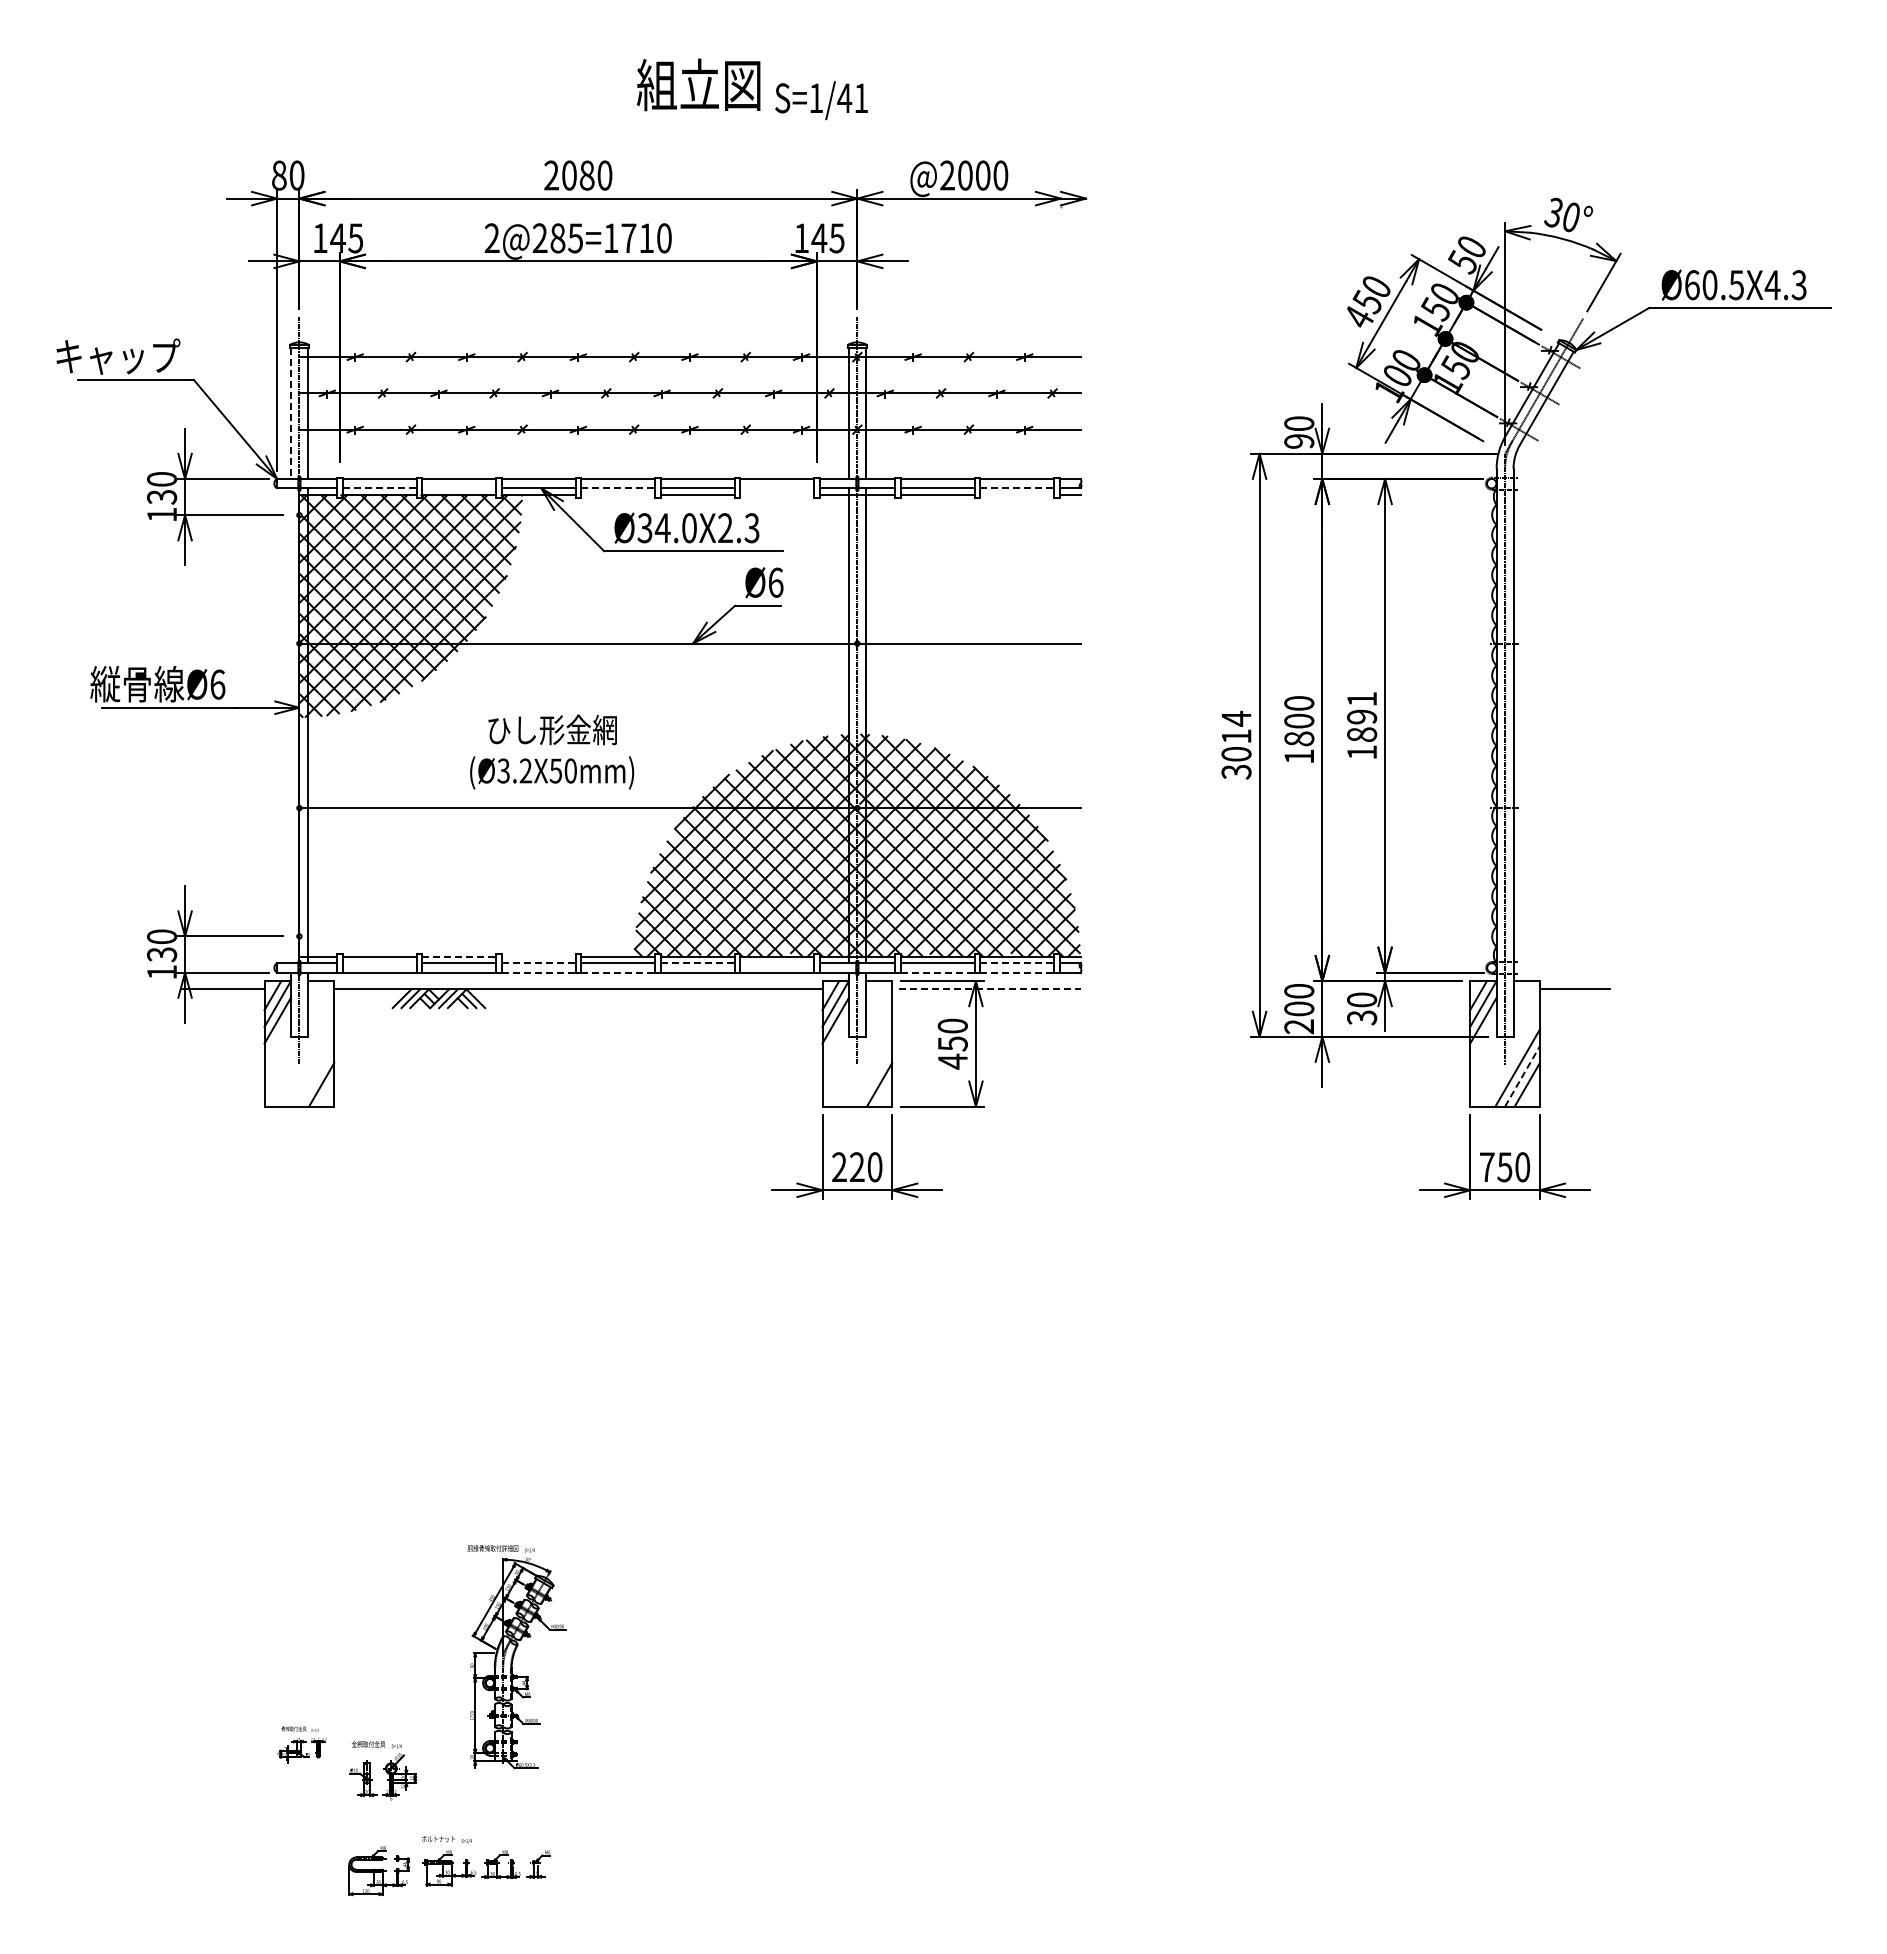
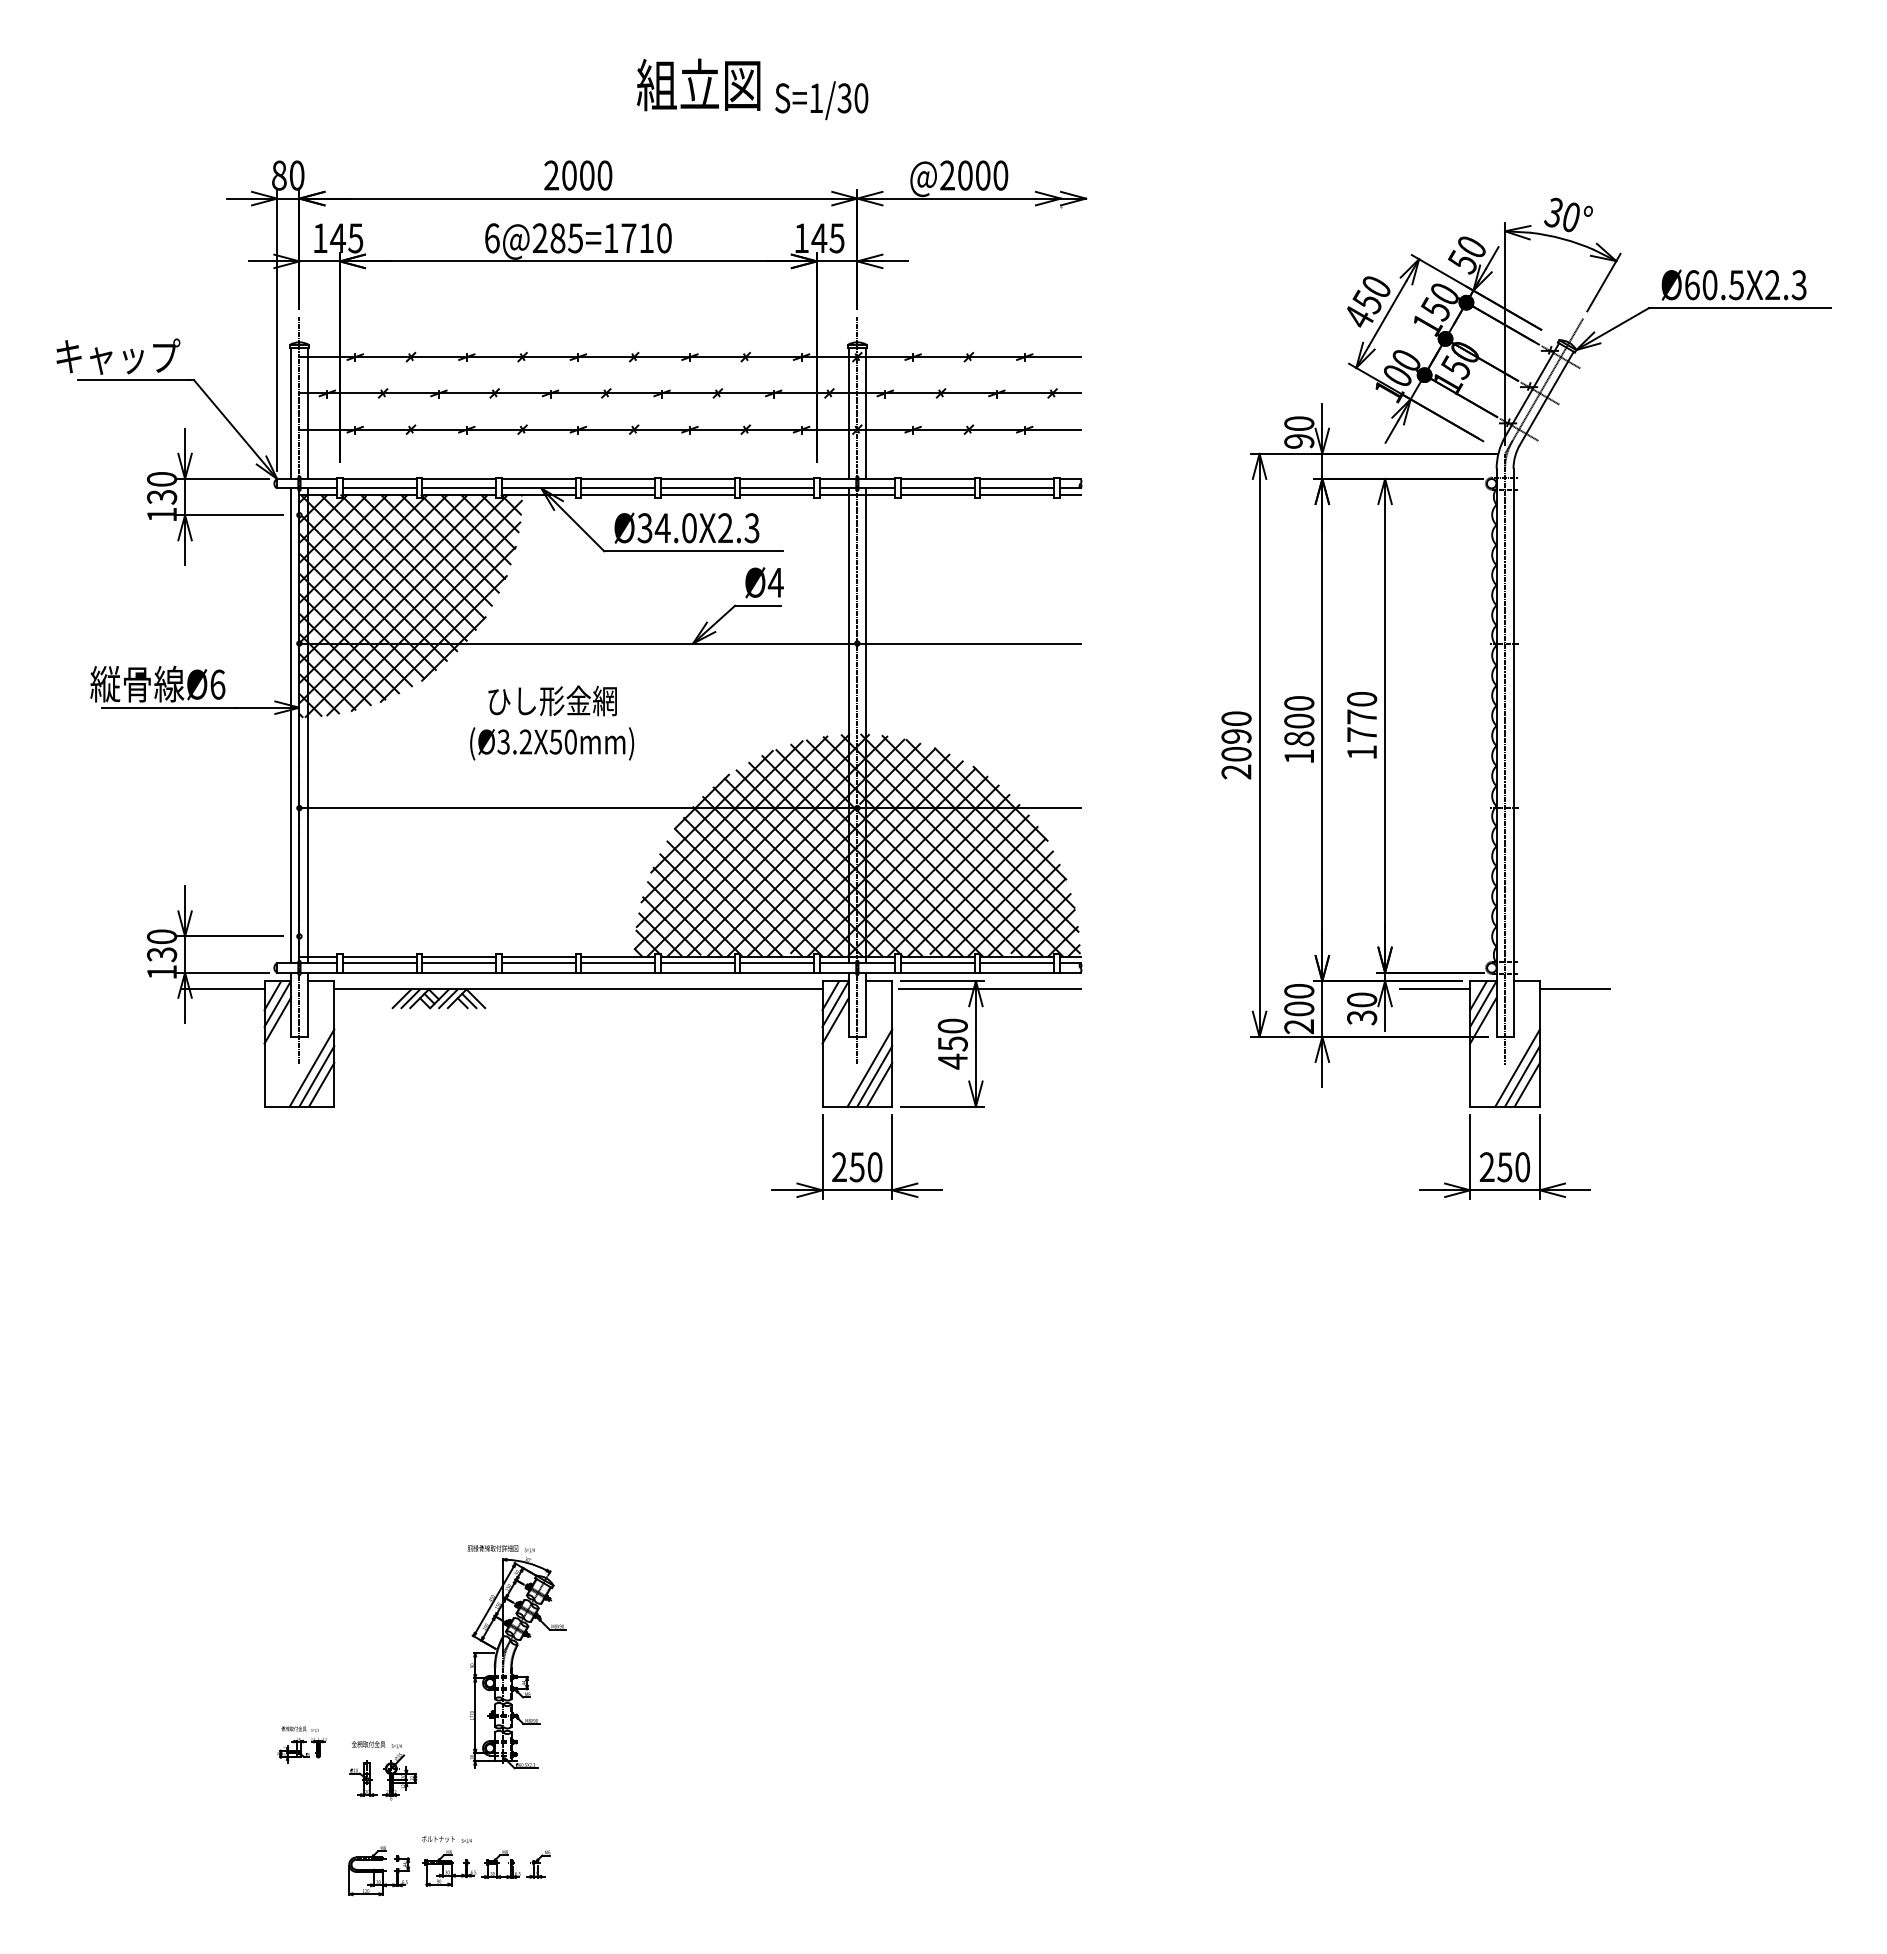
text: S=1/41 -> S=1/30 (852, 98)
text: 2080 -> 2000 (587, 175)
text: 2@285=1710 -> 6@285=1710 (491, 238)
text: Ø60.5X4.3 -> Ø60.5X2.3 (1772, 284)
line: dashed -> solid (291, 413)
line: dashed -> solid (379, 488)
line: none -> present (459, 488)
line: dashed -> solid (618, 488)
line: none -> present (777, 488)
line: dashed -> solid (1017, 488)
line: none -> present (618, 494)
line: none -> present (777, 494)
line: none -> present (1017, 494)
text: Ø6 -> Ø4 (775, 582)
text: 1891 -> 1770 (1362, 716)
line: none -> present (291, 725)
text: 3014 -> 2090 (1236, 744)
text position: (552, 751) -> (552, 722) (552, 722)
line: dashed -> solid (459, 957)
line: none -> present (538, 957)
line: none -> present (379, 963)
line: dashed -> solid (538, 963)
line: dashed -> solid (697, 963)
line: none -> present (777, 963)
line: dashed -> solid (1017, 963)
line: dashed -> solid (538, 972)
line: dashed -> solid (618, 972)
line: dashed -> solid (937, 972)
line: dashed -> solid (1017, 972)
line: dashed -> solid (989, 989)
line: none -> present (1435, 989)
line: none -> present (311, 1067)
line: none -> present (869, 1067)
line: none -> present (316, 1076)
line: none -> present (874, 1076)
line: dashed -> solid (1522, 1076)
text: 750 -> 250 (1486, 1166)
text: 220 -> 250 (856, 1167)
